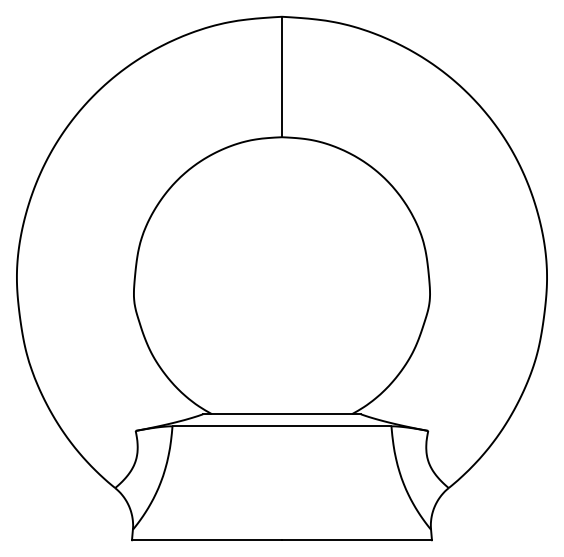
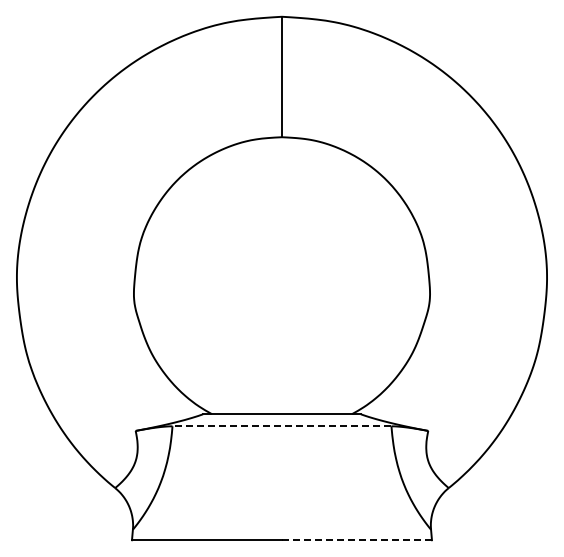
line: solid -> dashed (281, 426)
line: solid -> dashed (356, 540)
